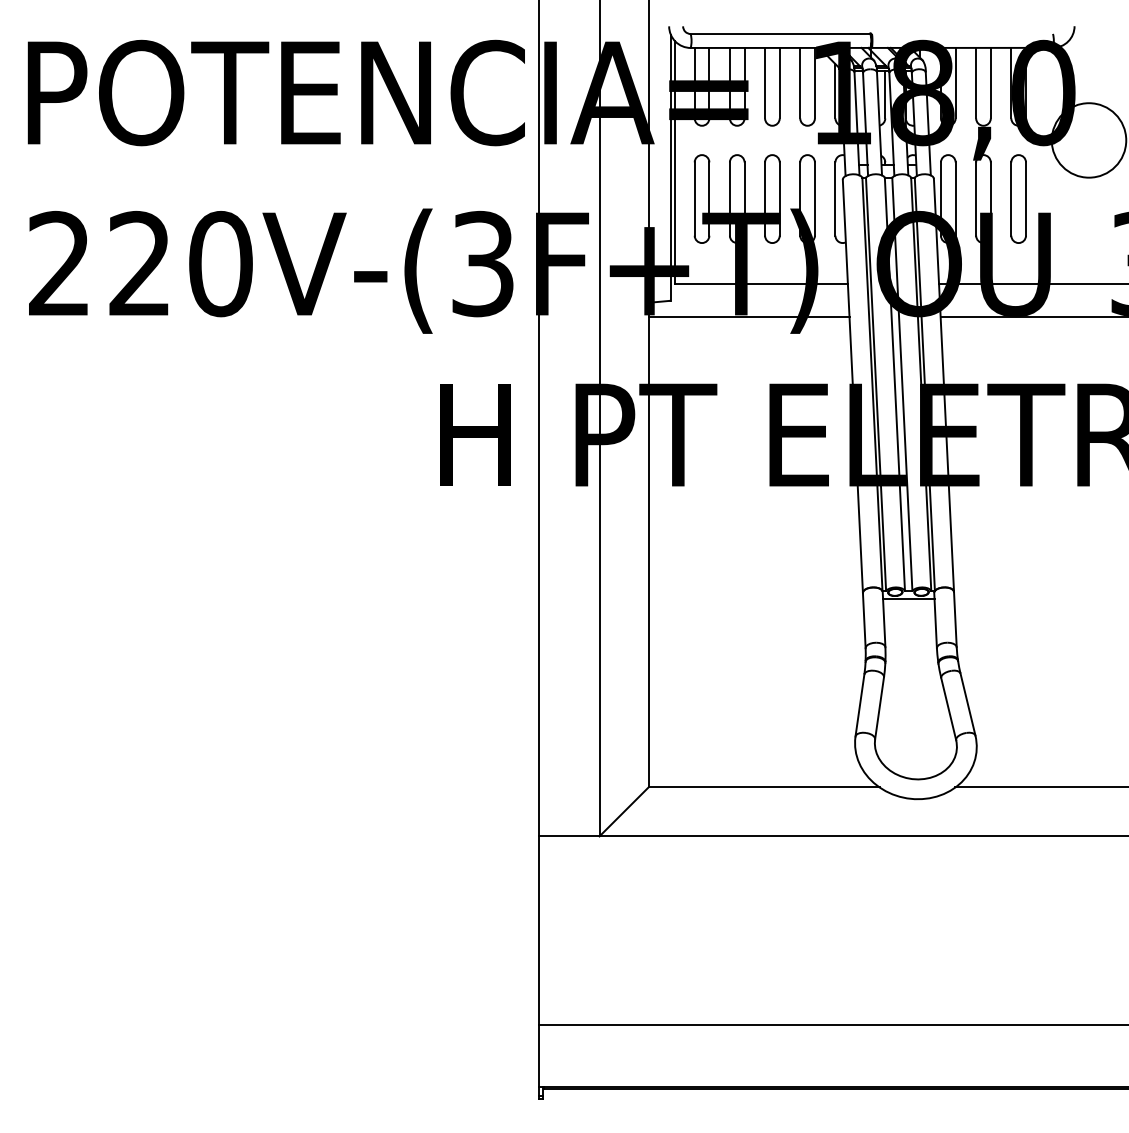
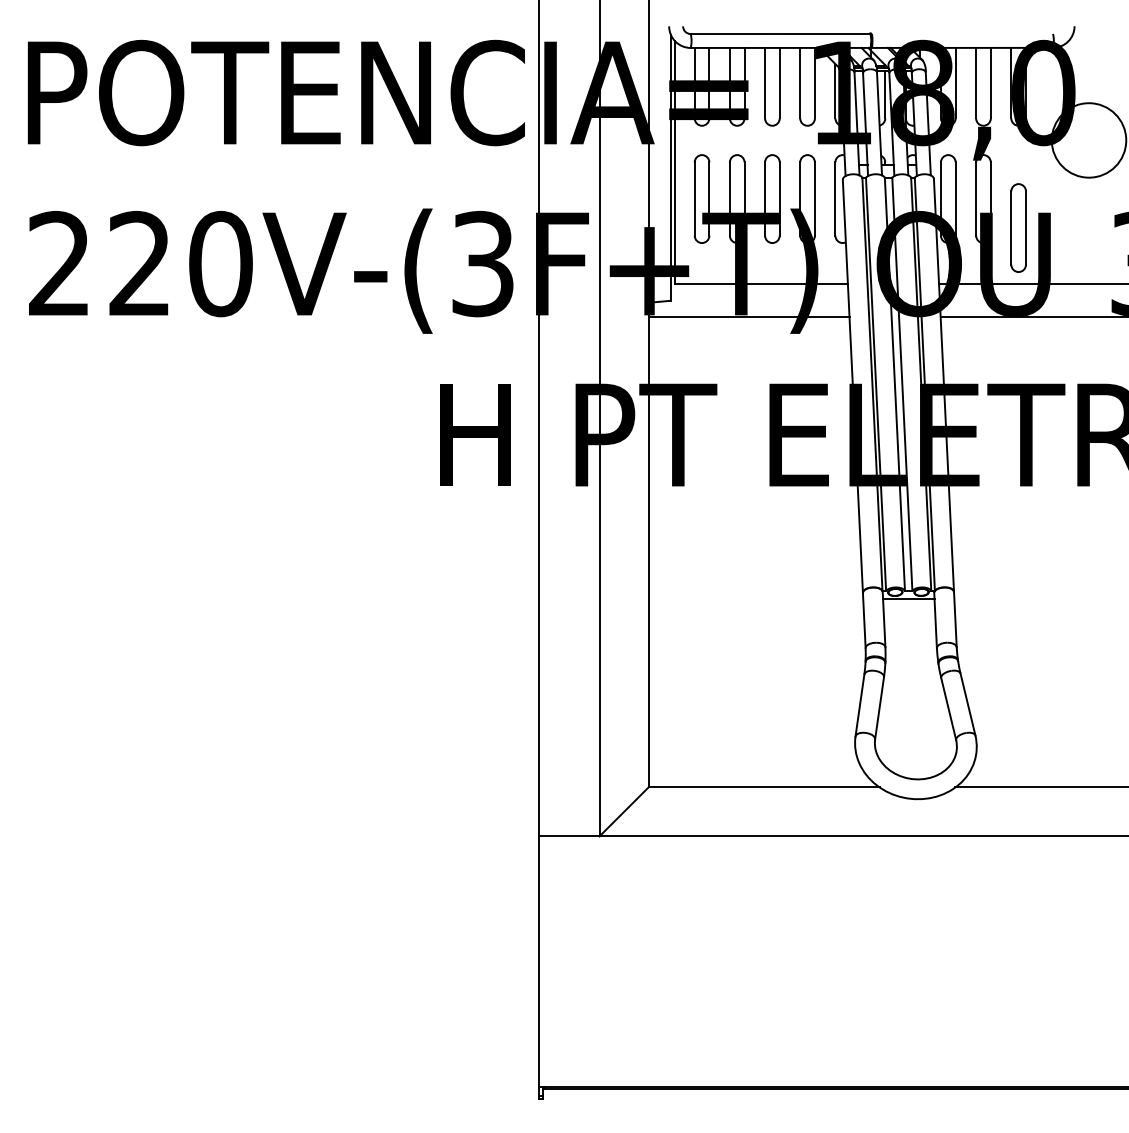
part position: (1018, 198) -> (1018, 227) (1018, 227)
line: present -> none (832, 1024)
